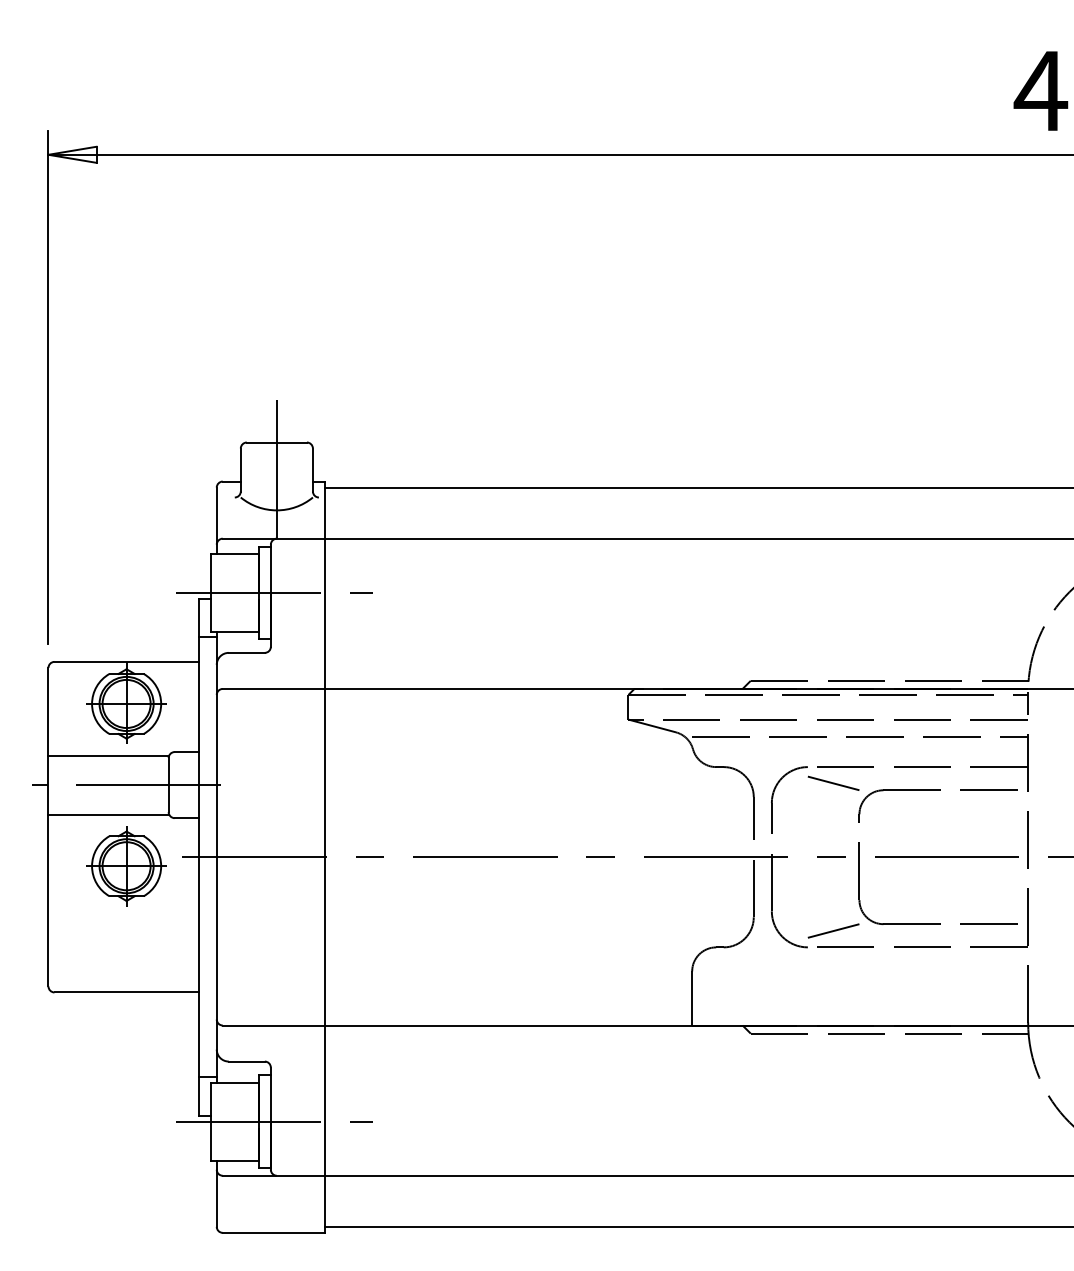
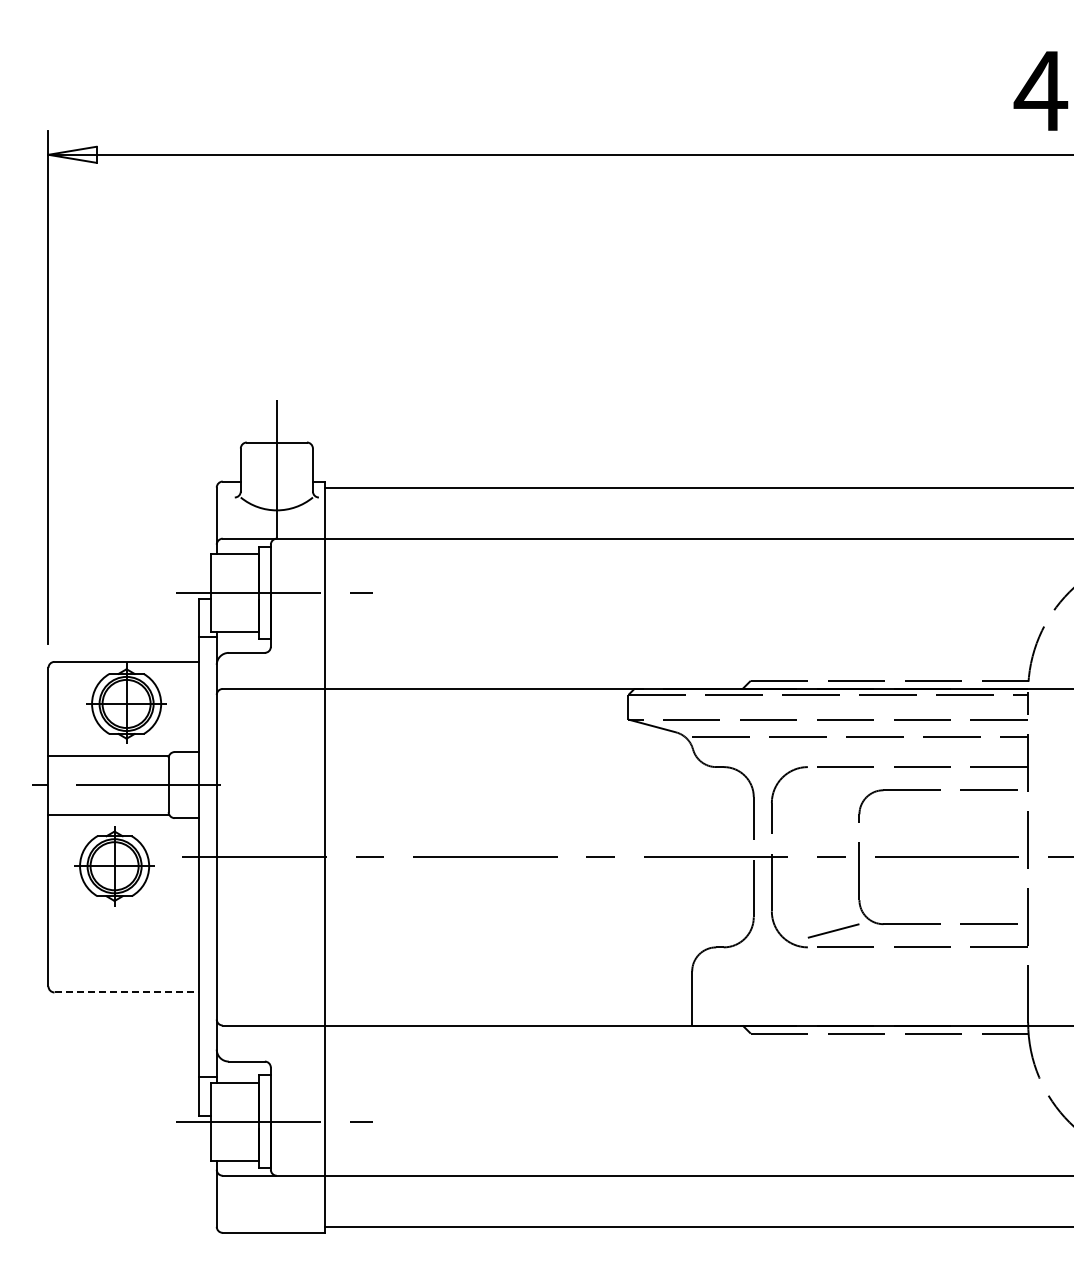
line: present -> none (833, 783)
part position: (126, 866) -> (114, 866) (114, 866)
line: solid -> dashed (127, 992)
